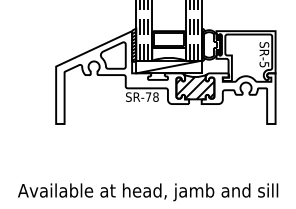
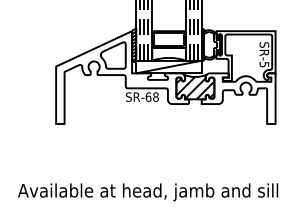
text: SR-78 -> SR-68 (148, 96)
